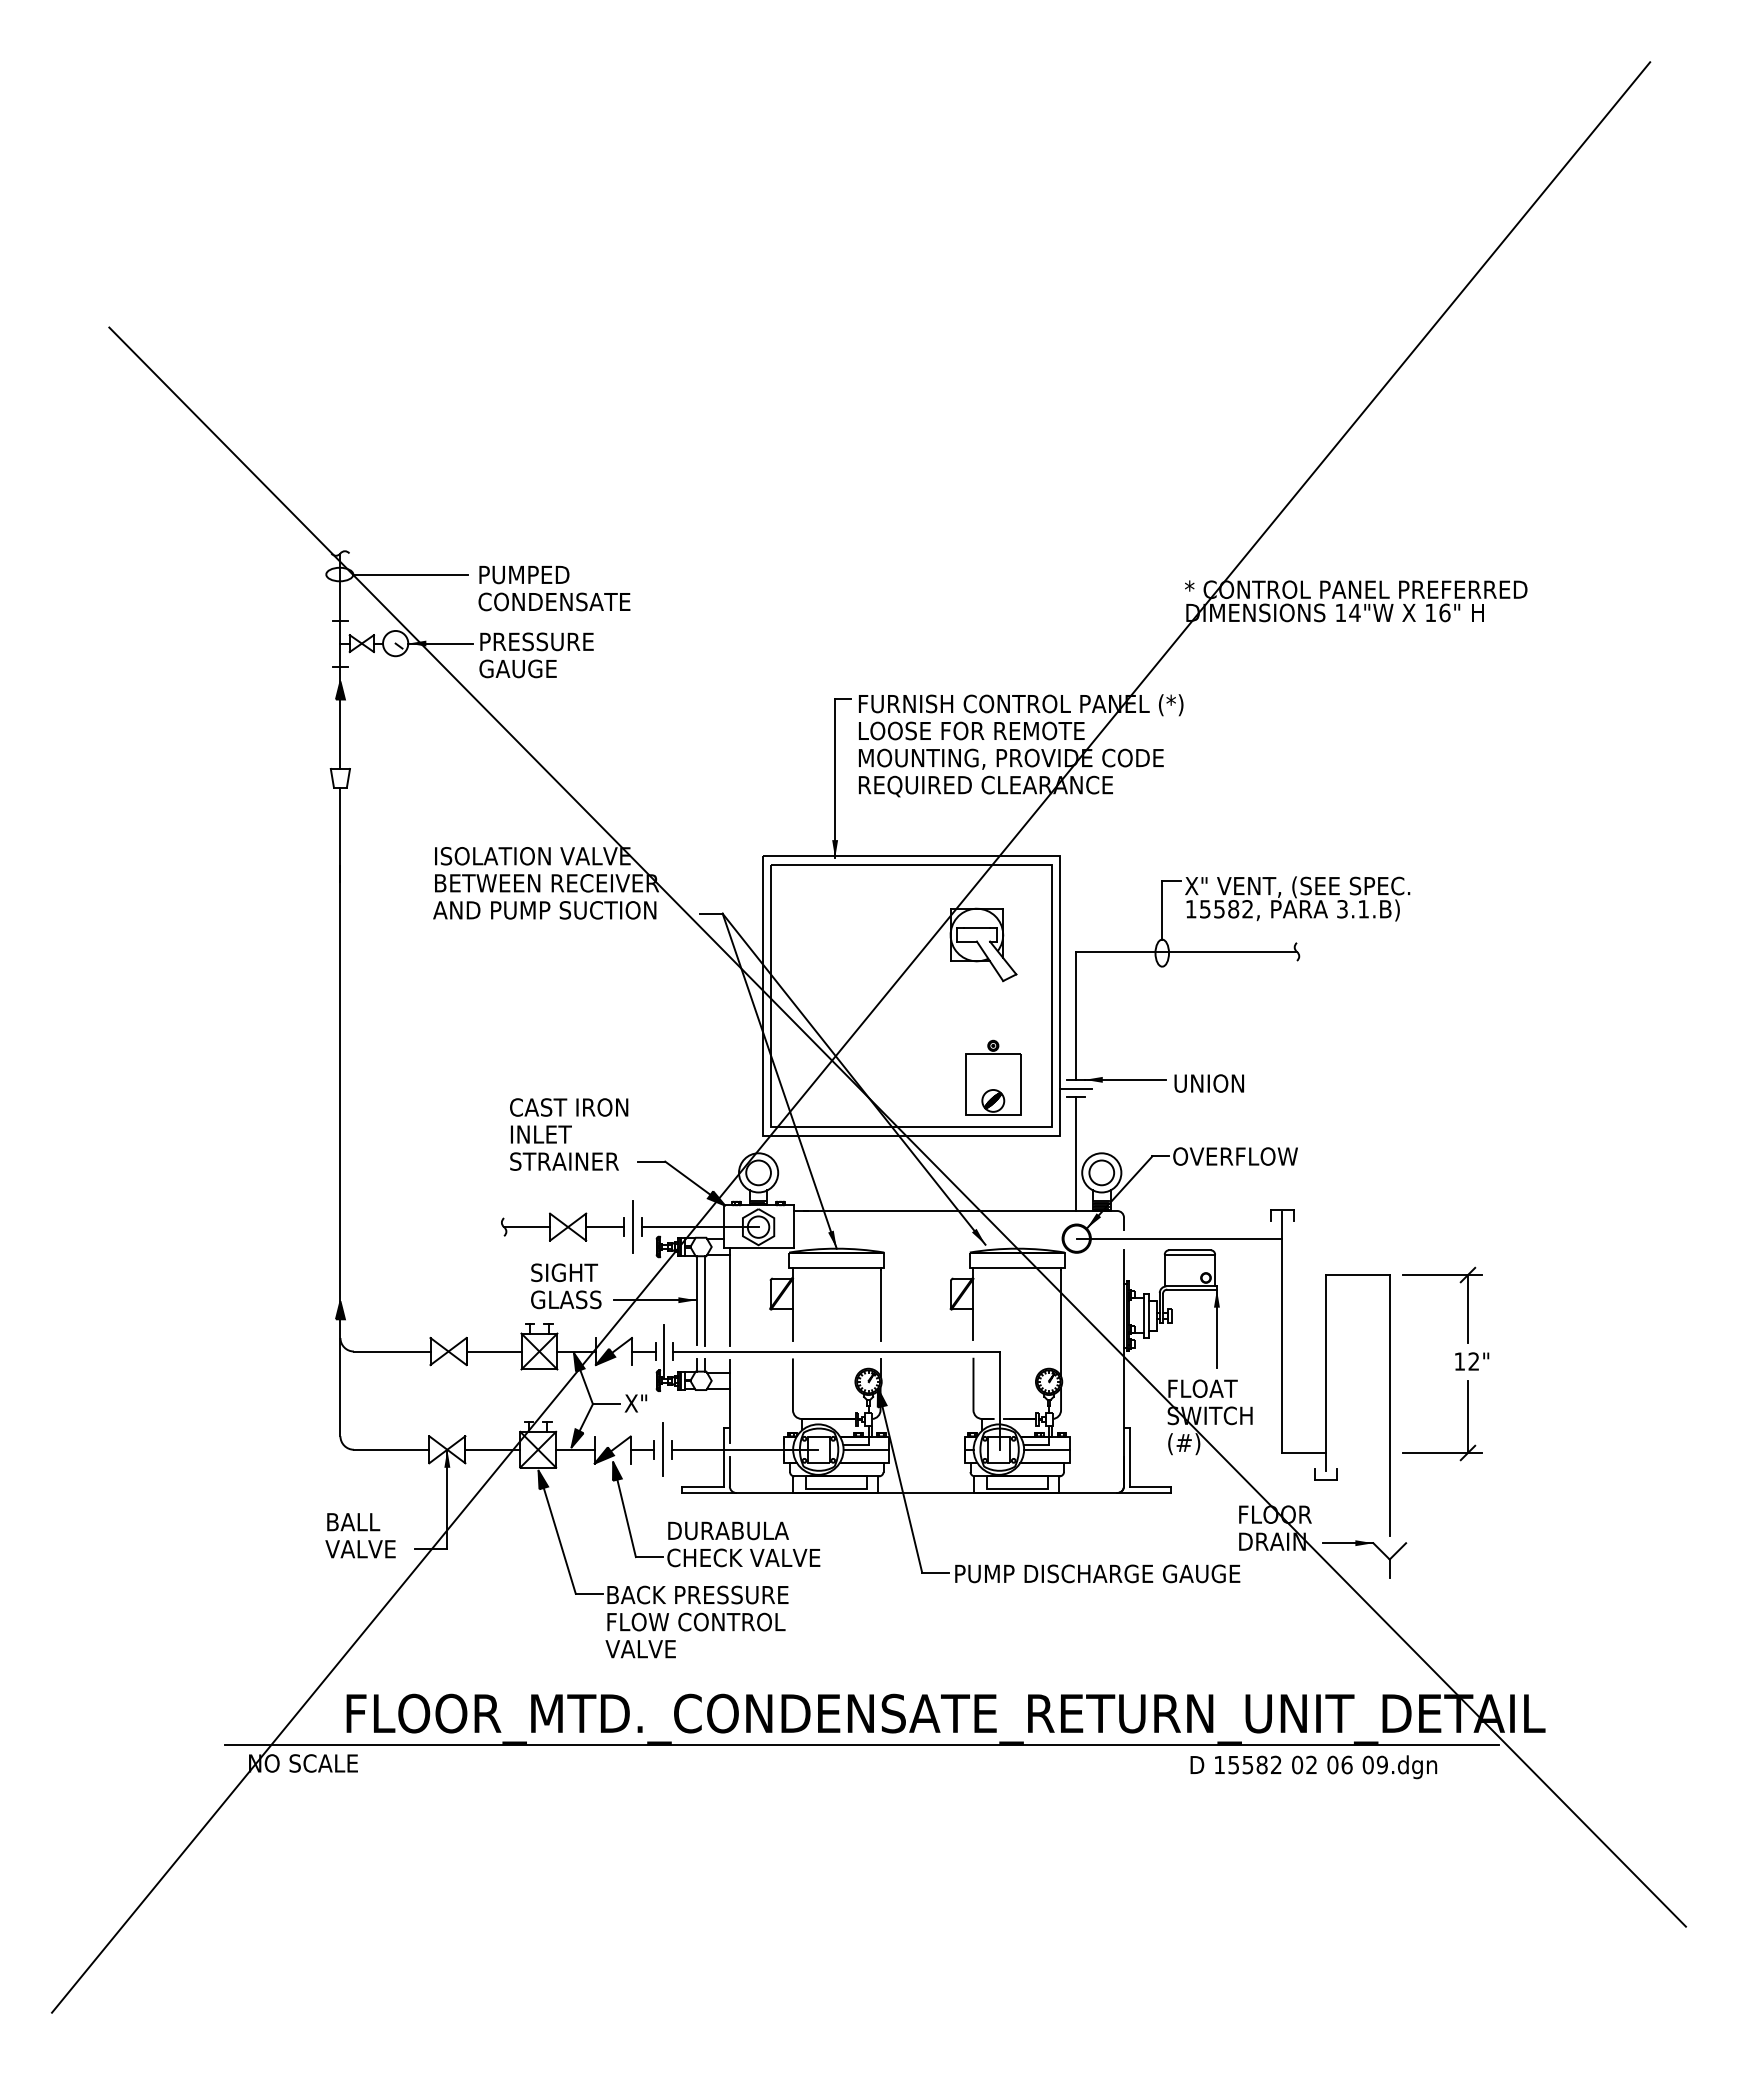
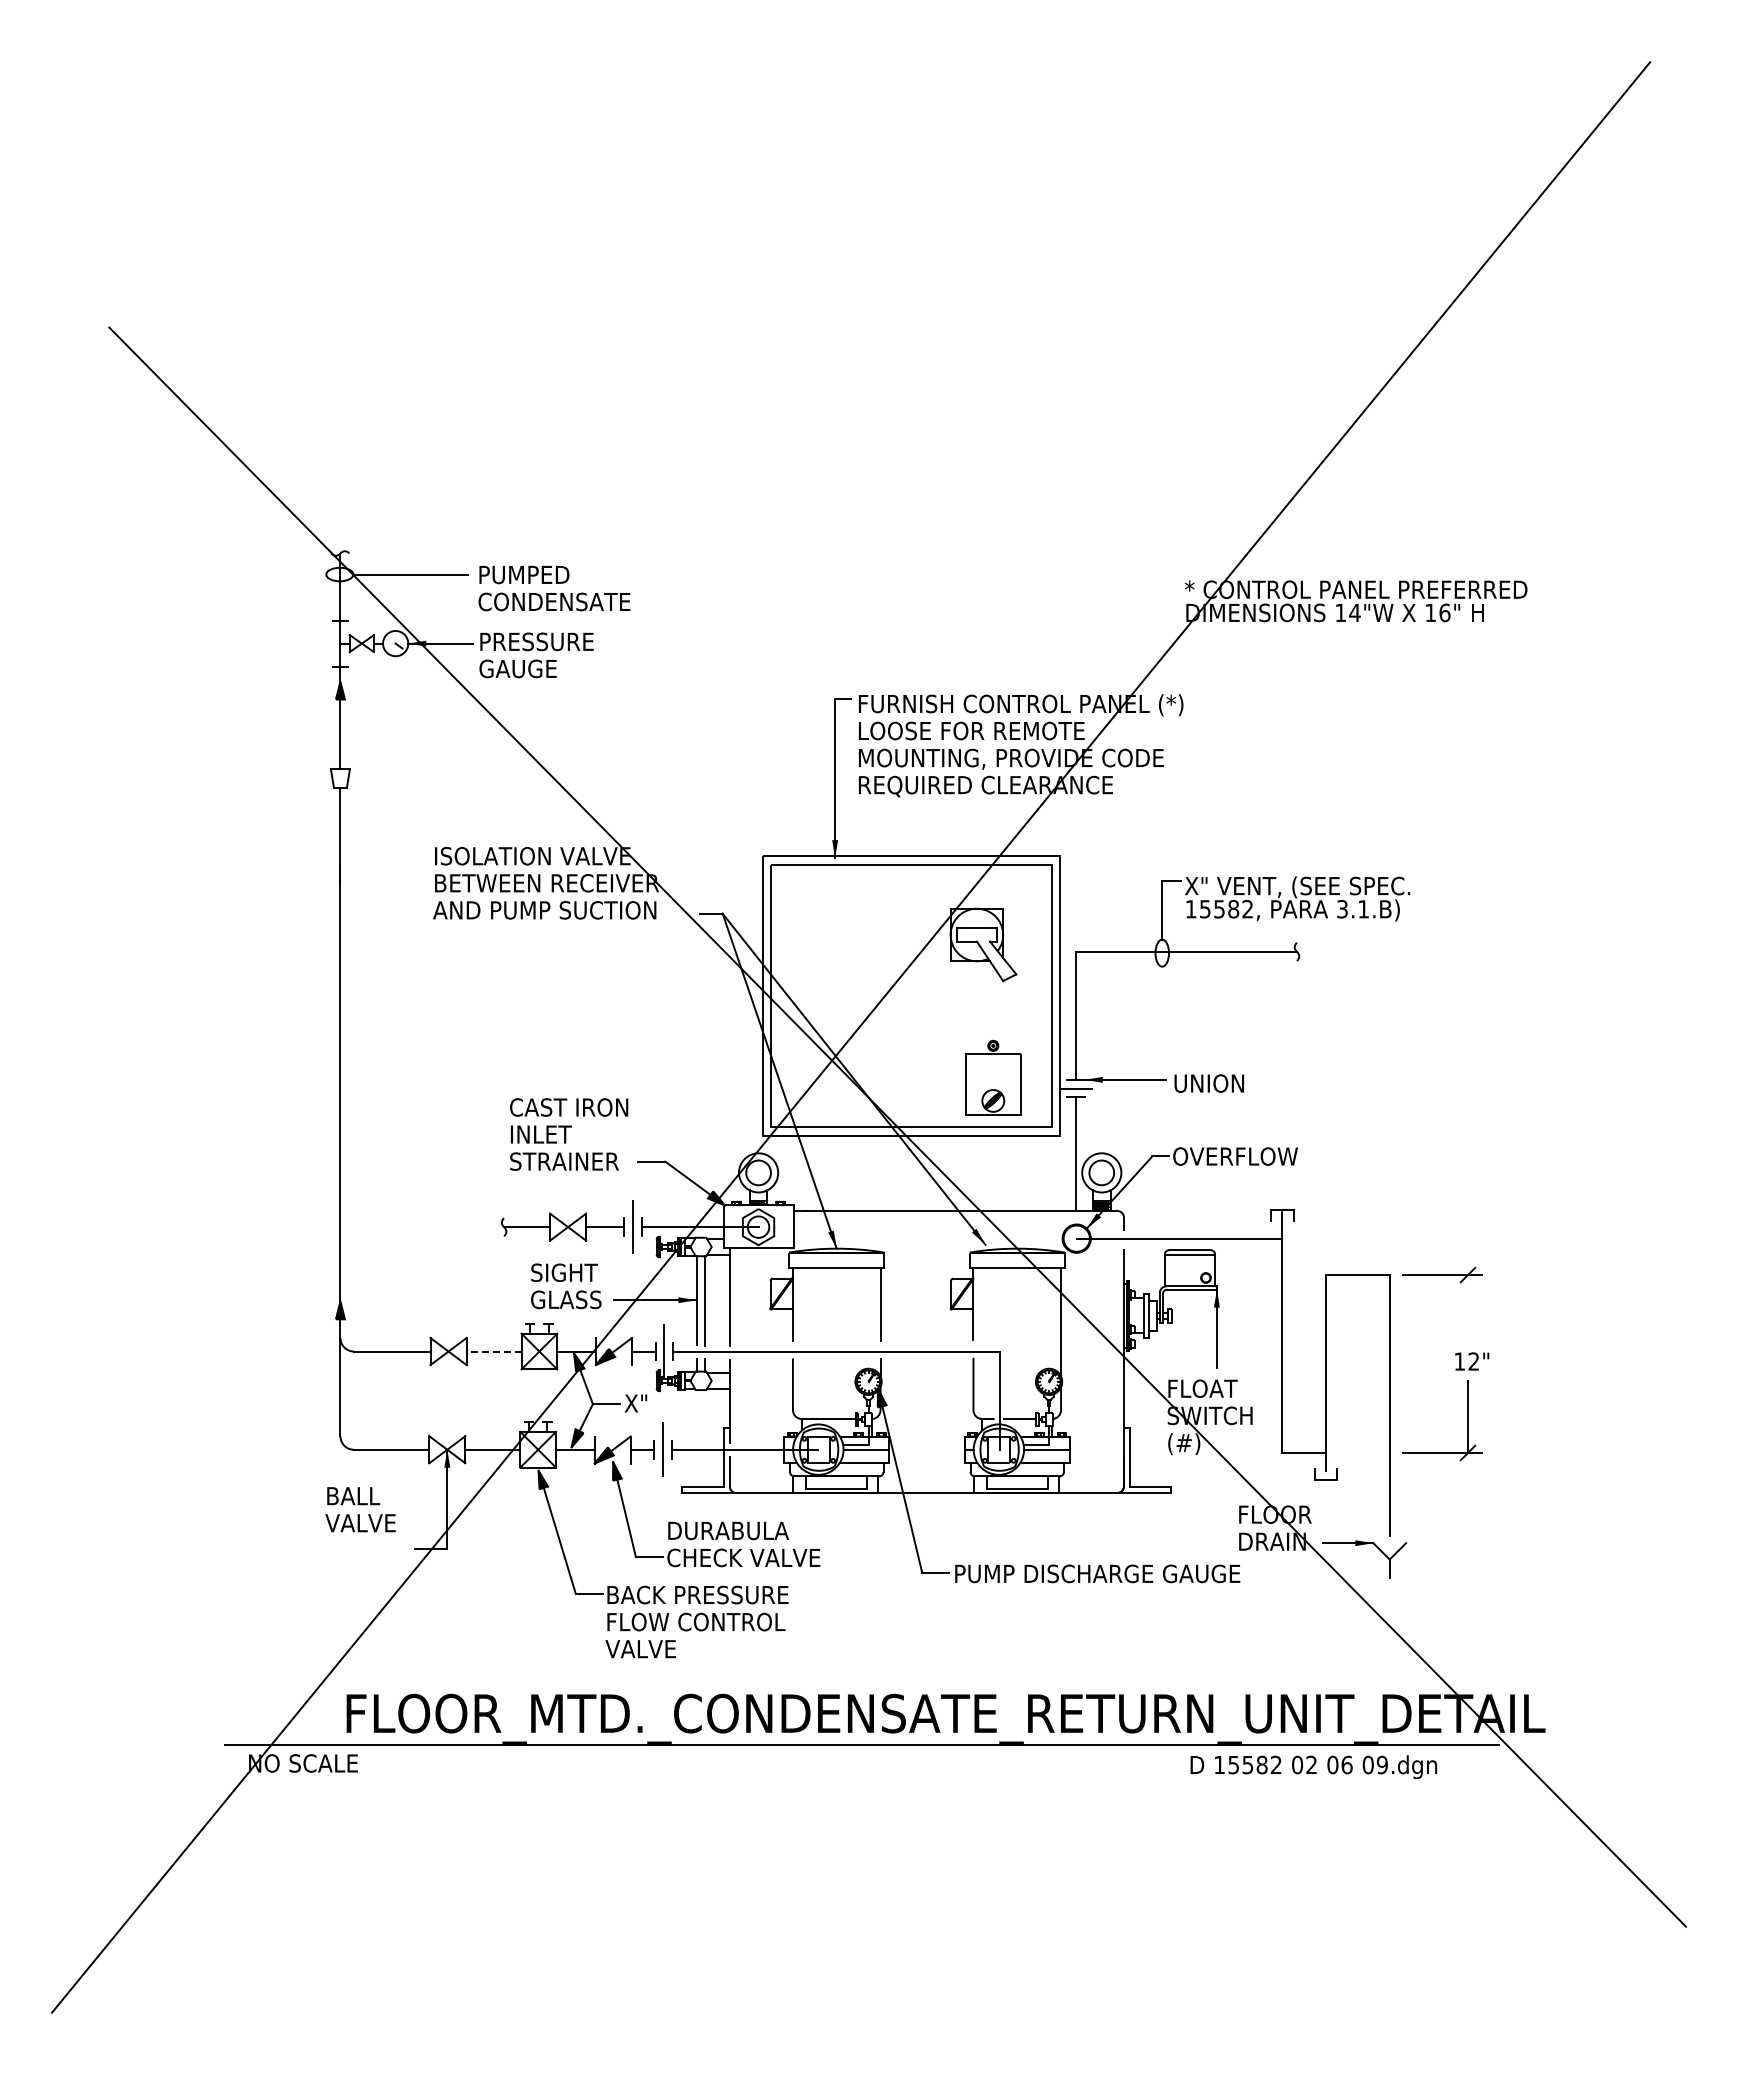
line: present -> none (1467, 1309)
line: solid -> dashed (493, 1351)
text position: (360, 1535) -> (360, 1509) (360, 1509)
